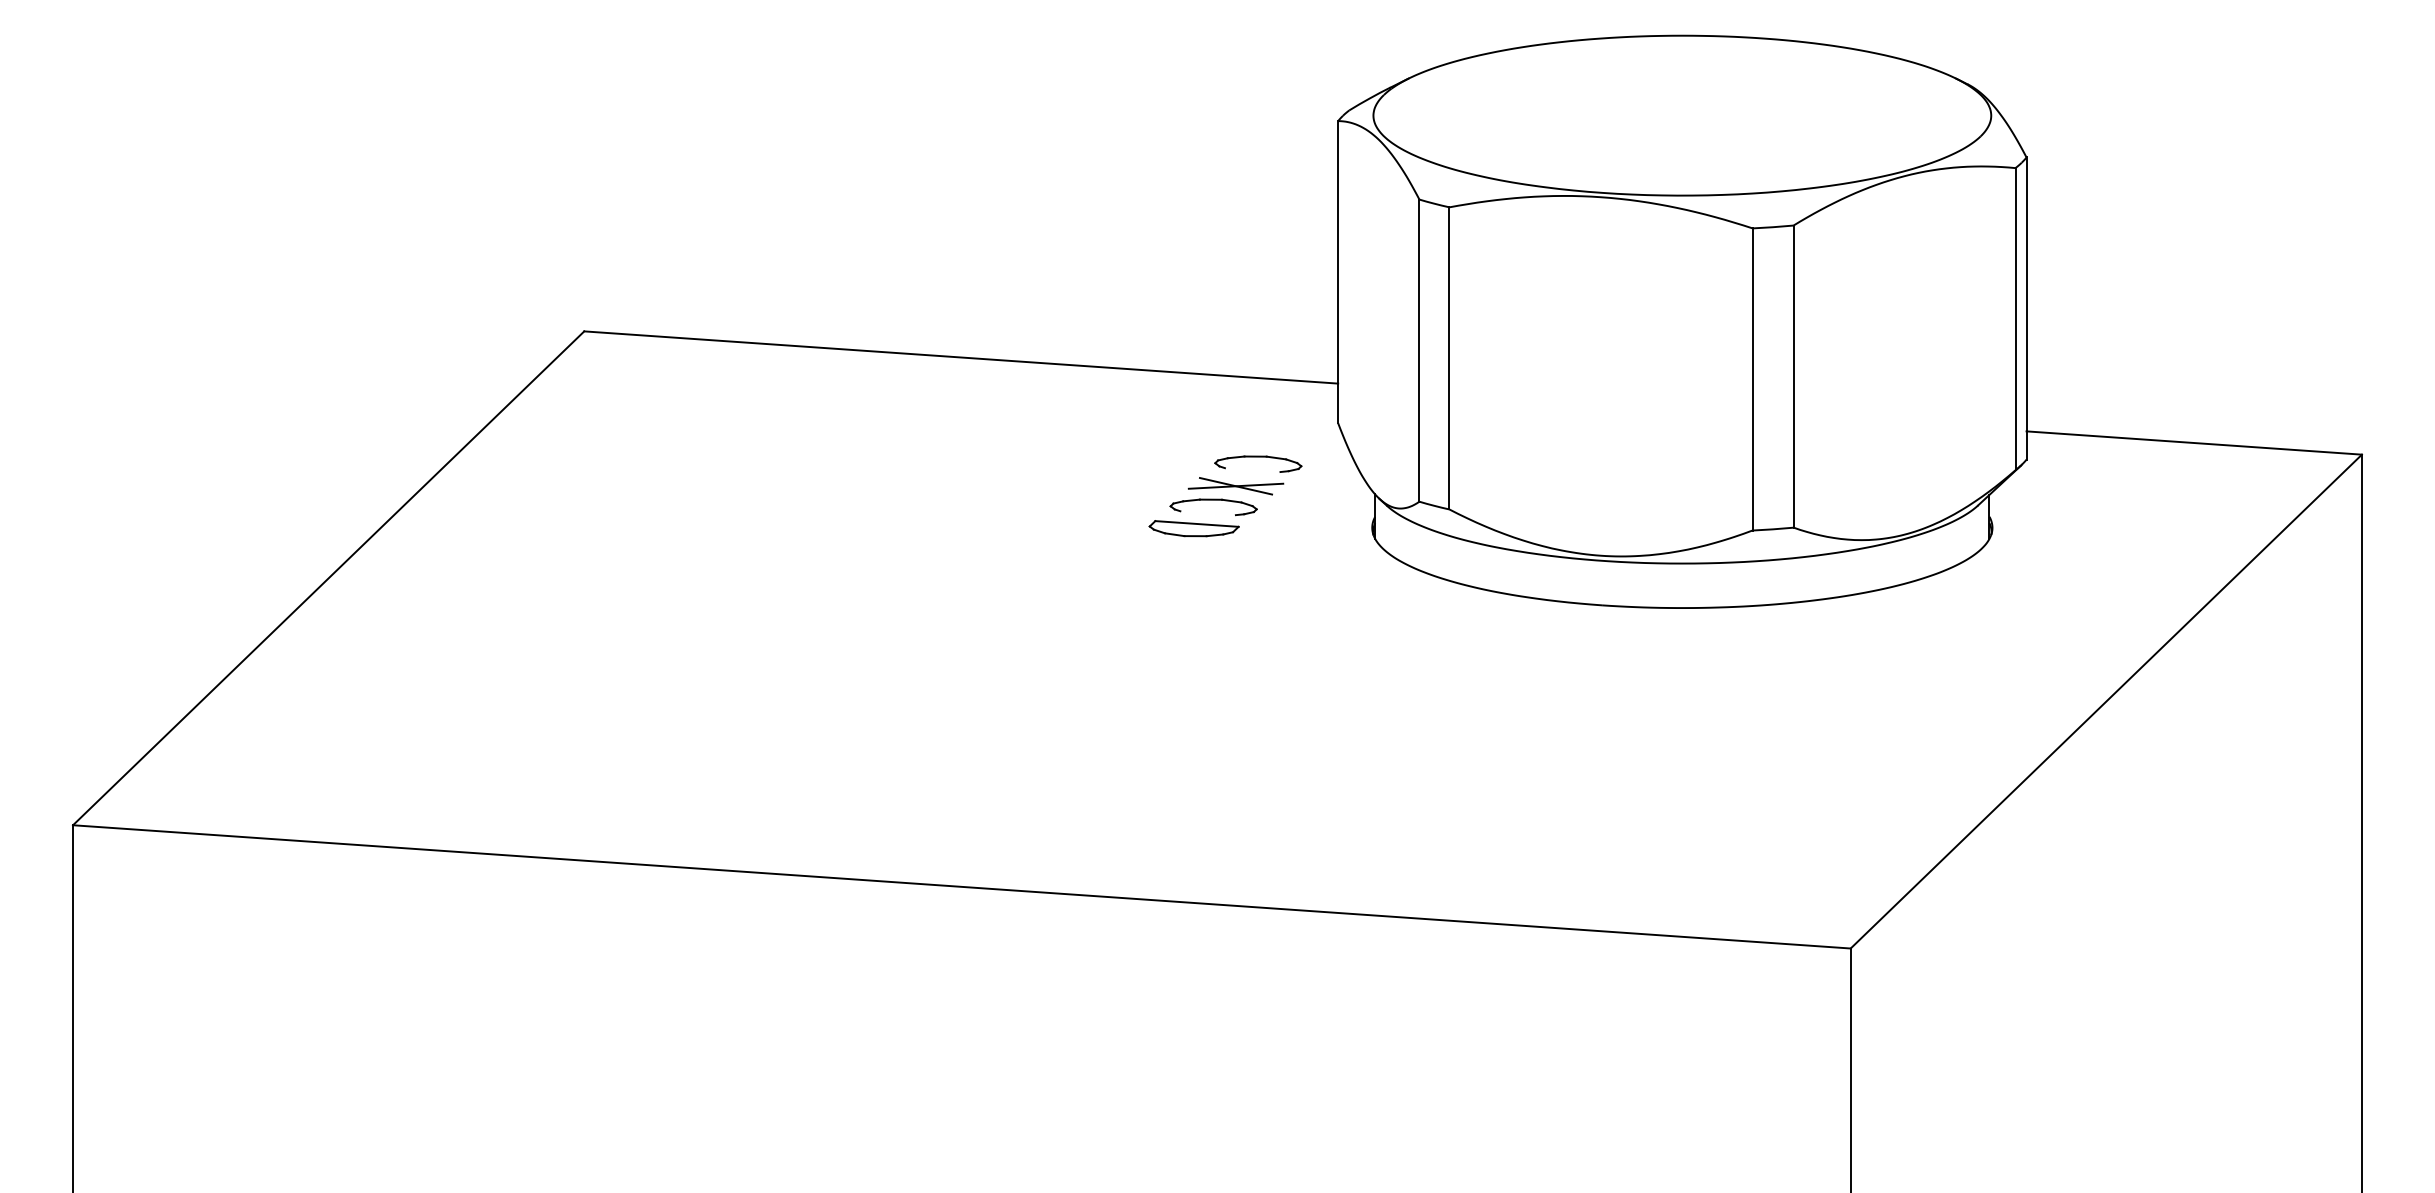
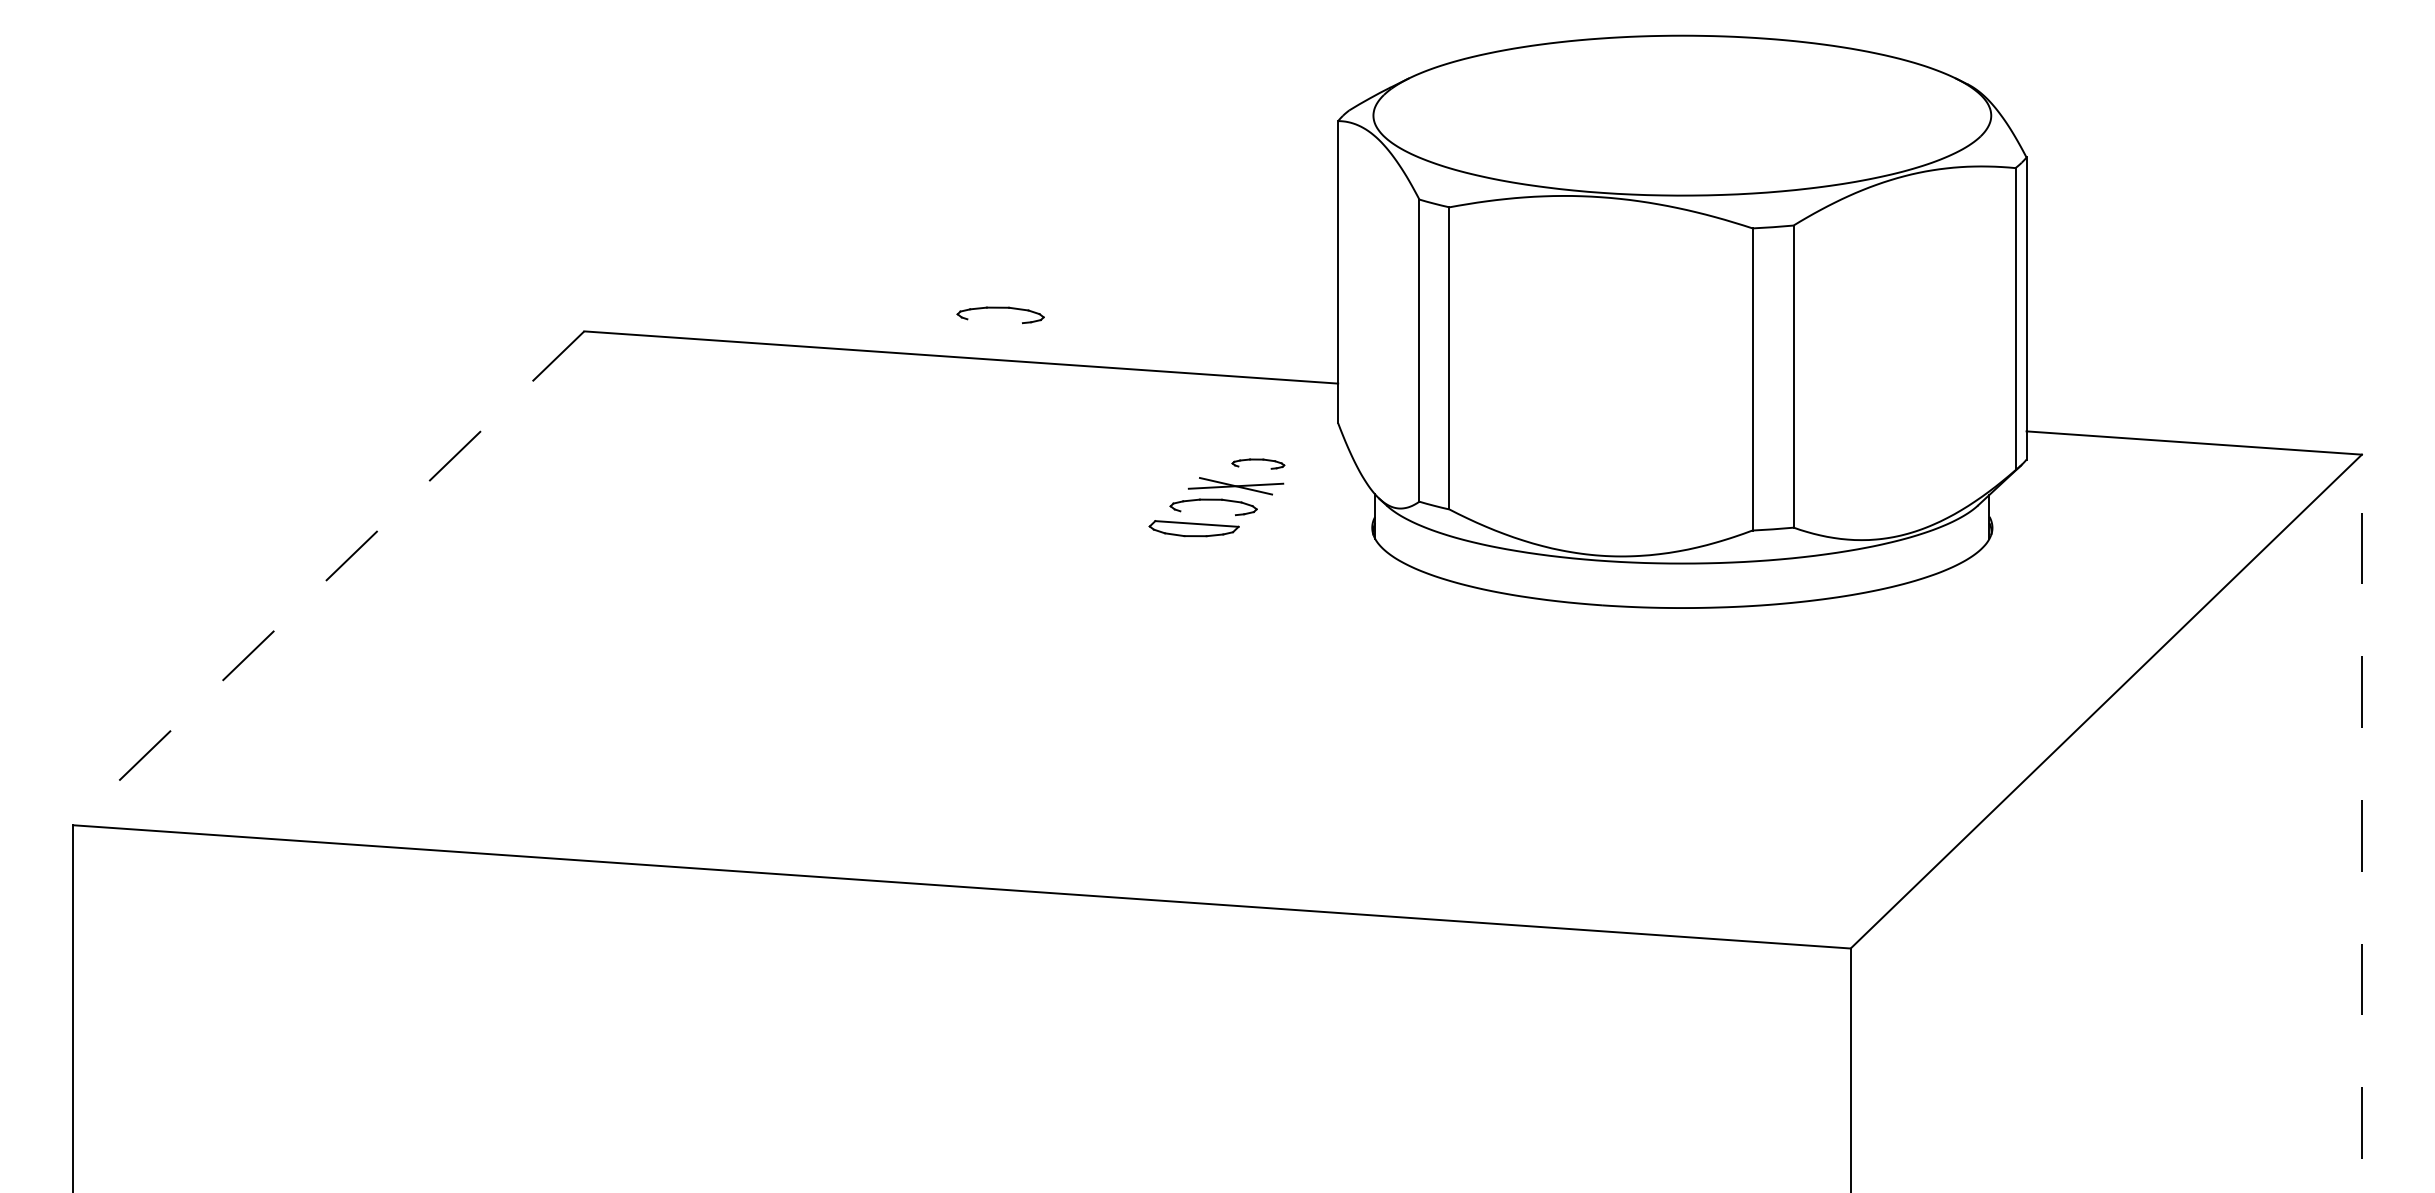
part: none -> present (1000, 308)
part size: 89x18 px -> 55x12 px (1258, 463)
line: solid -> dashed (328, 578)
line: solid -> dashed (2361, 823)
